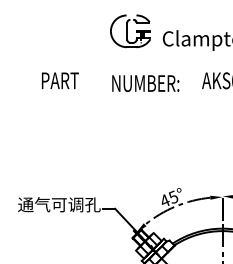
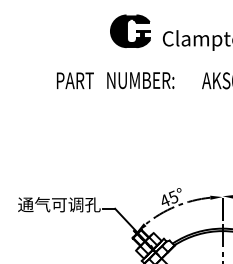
fill: none -> present (130, 31)
text position: (60, 80) -> (75, 80) (75, 80)
text position: (145, 83) -> (140, 80) (140, 80)
